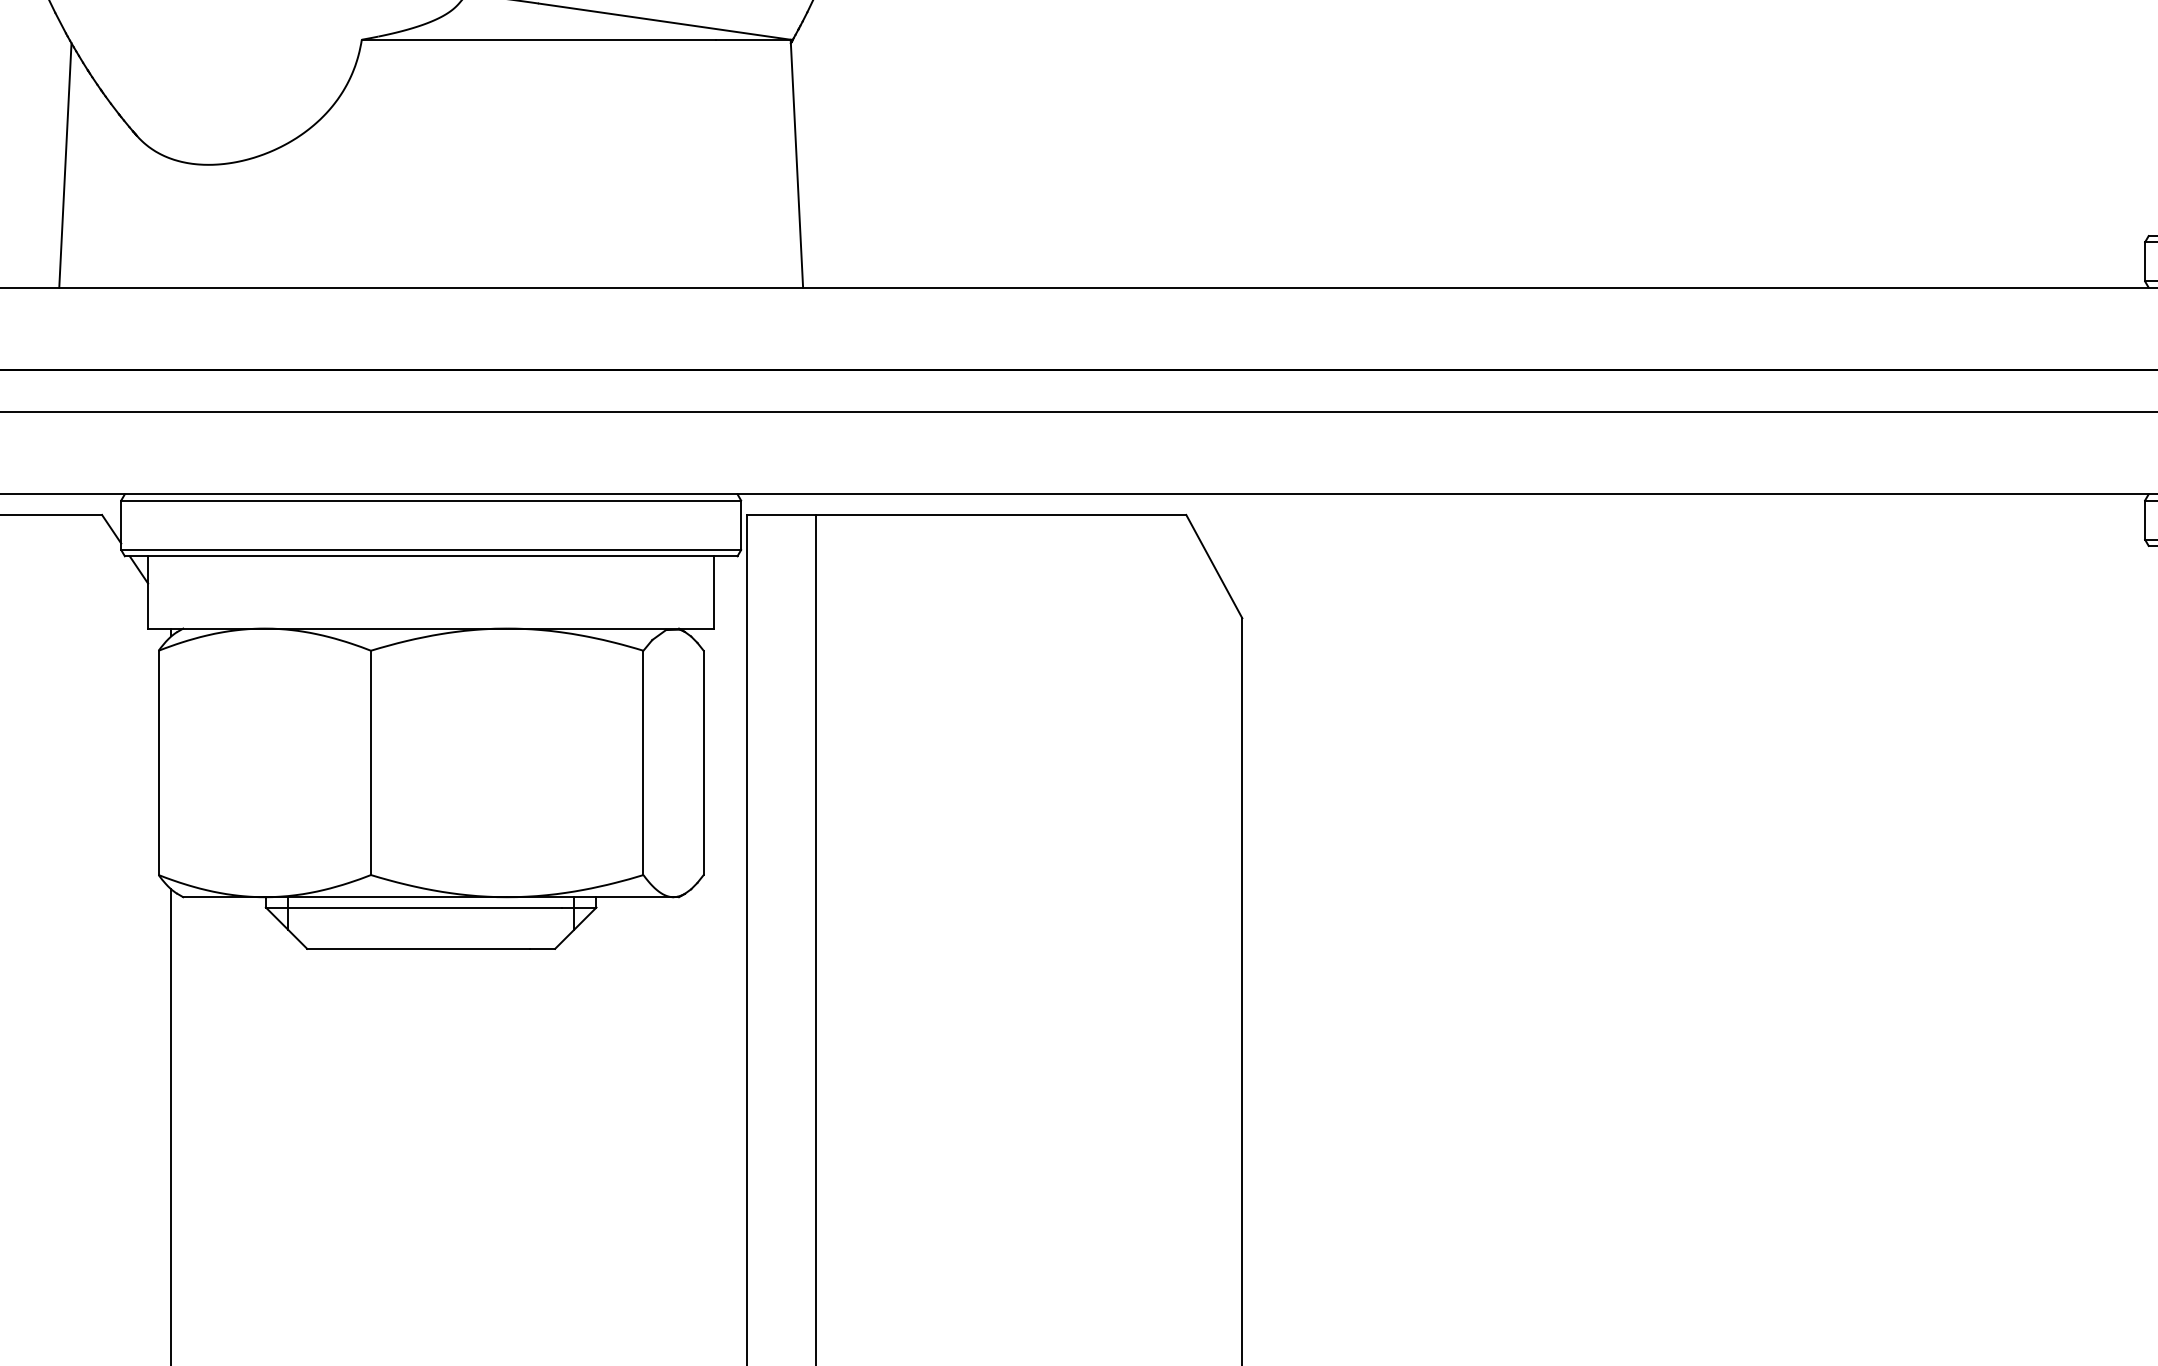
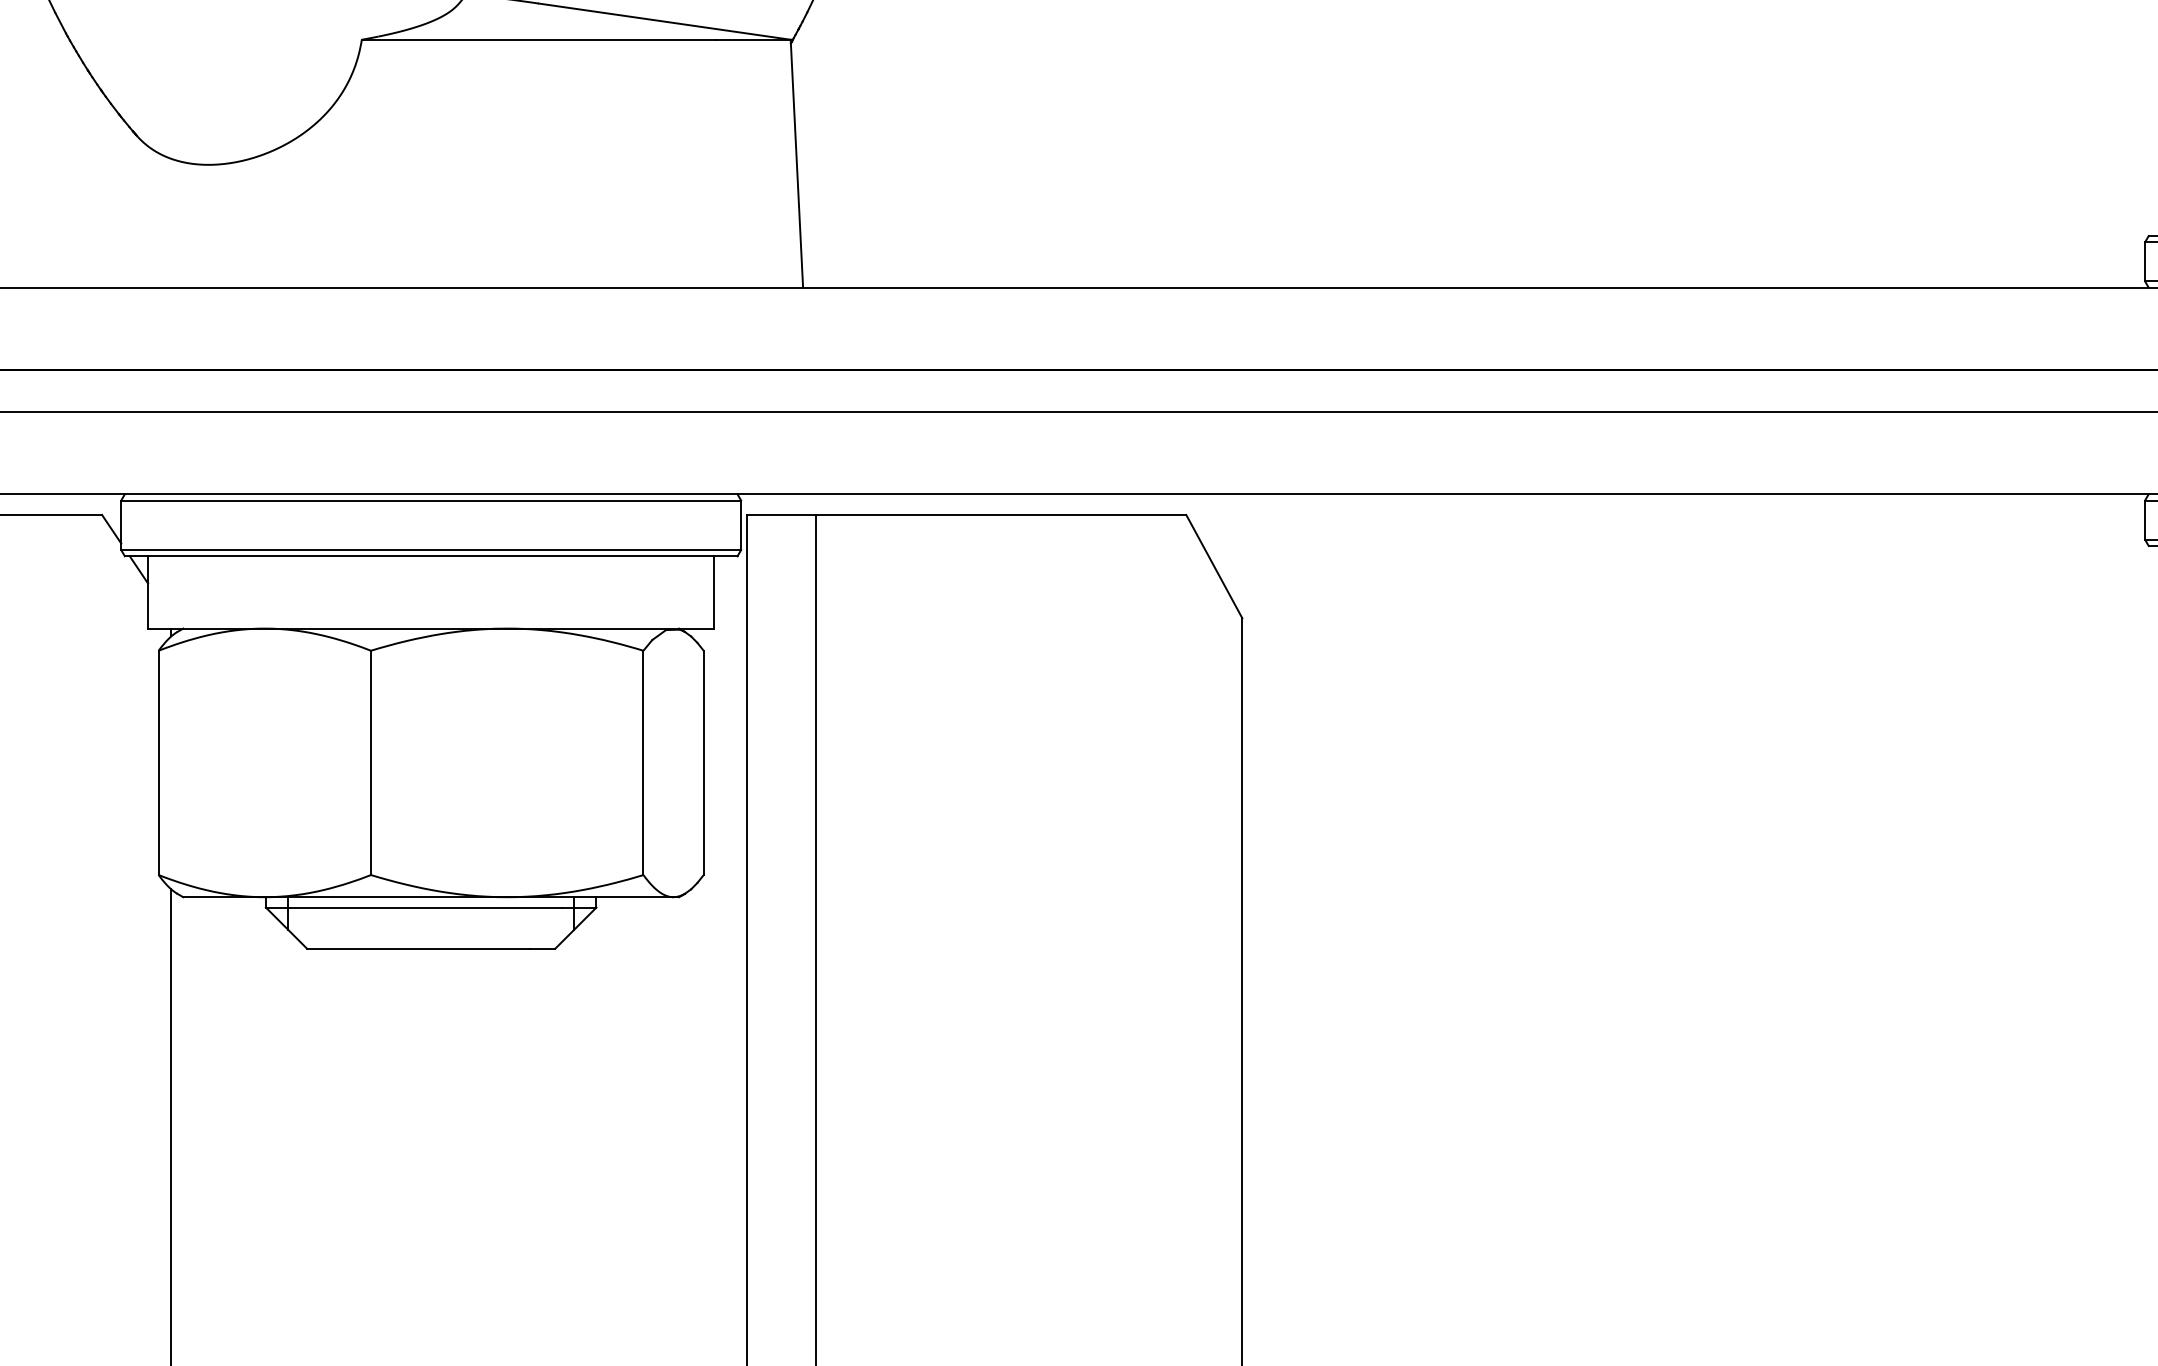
line: present -> none (65, 165)
